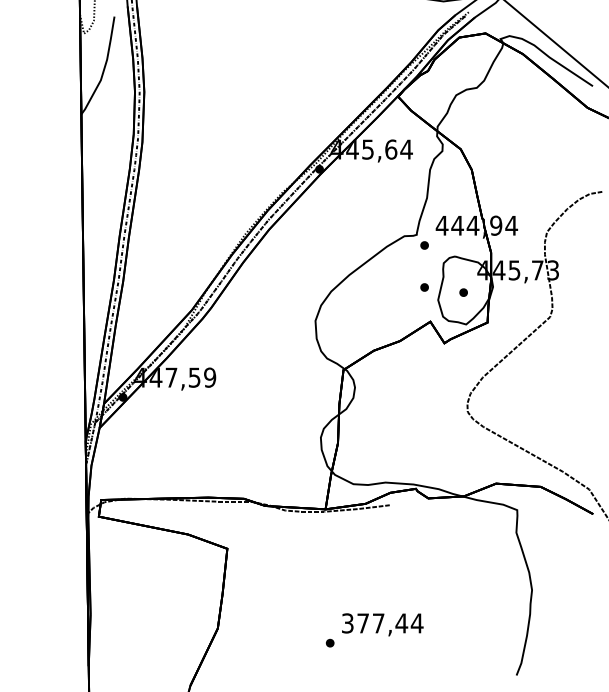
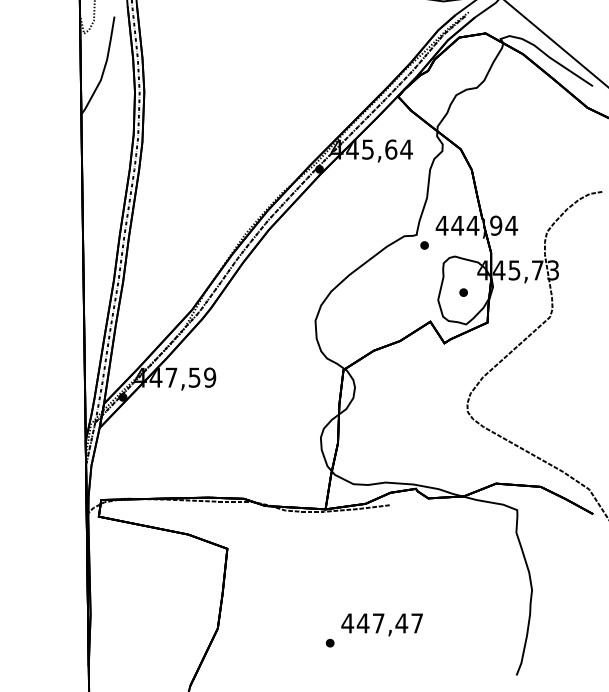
part: present -> none (424, 287)
text: 377,44 -> 447,47 (382, 623)
